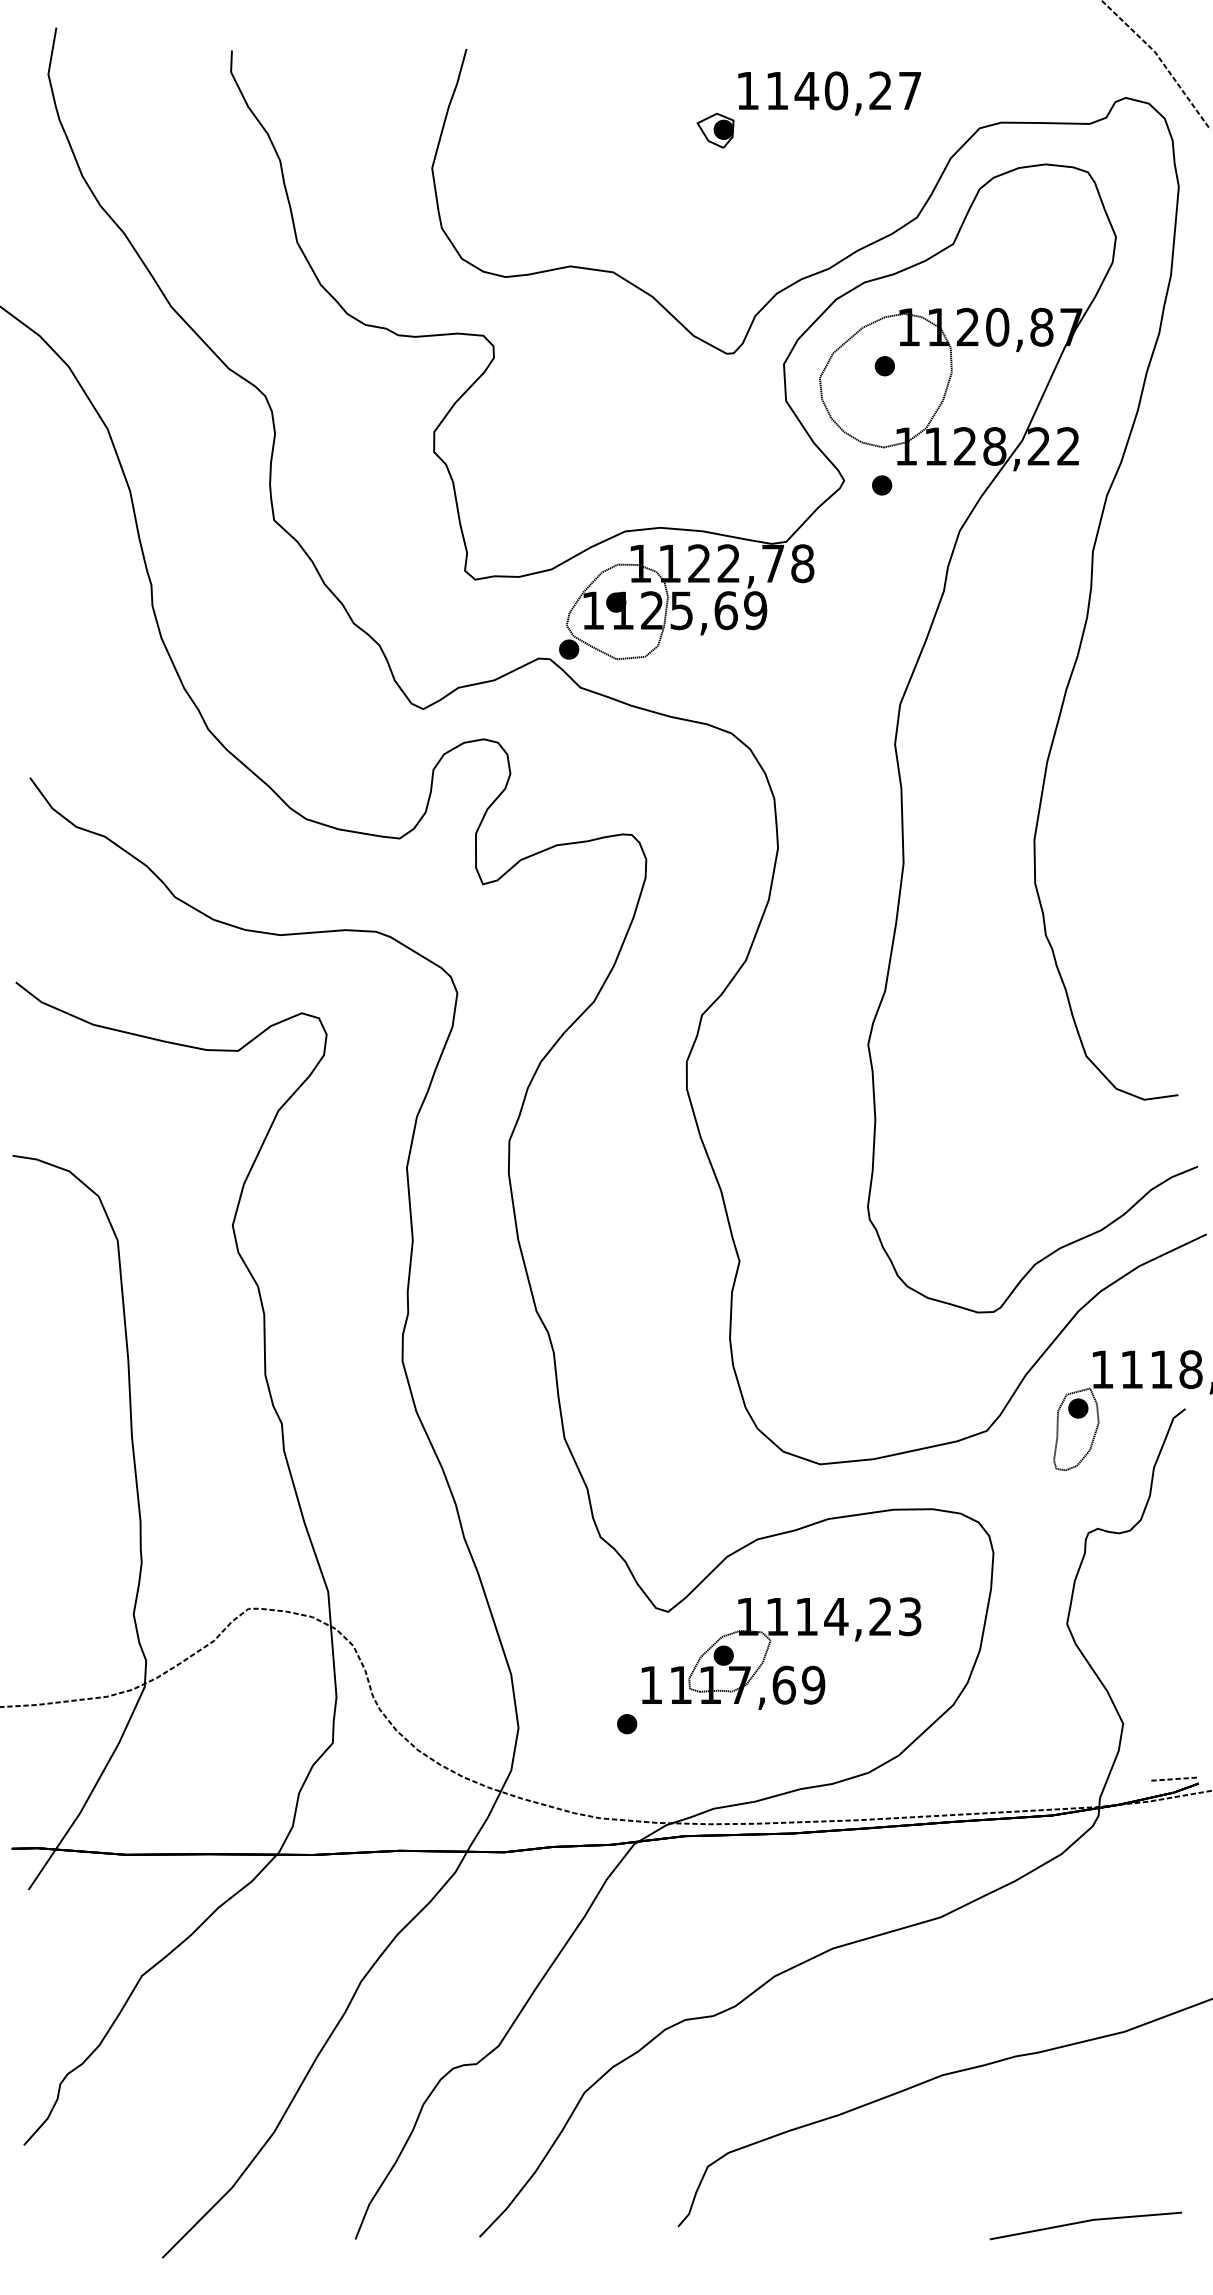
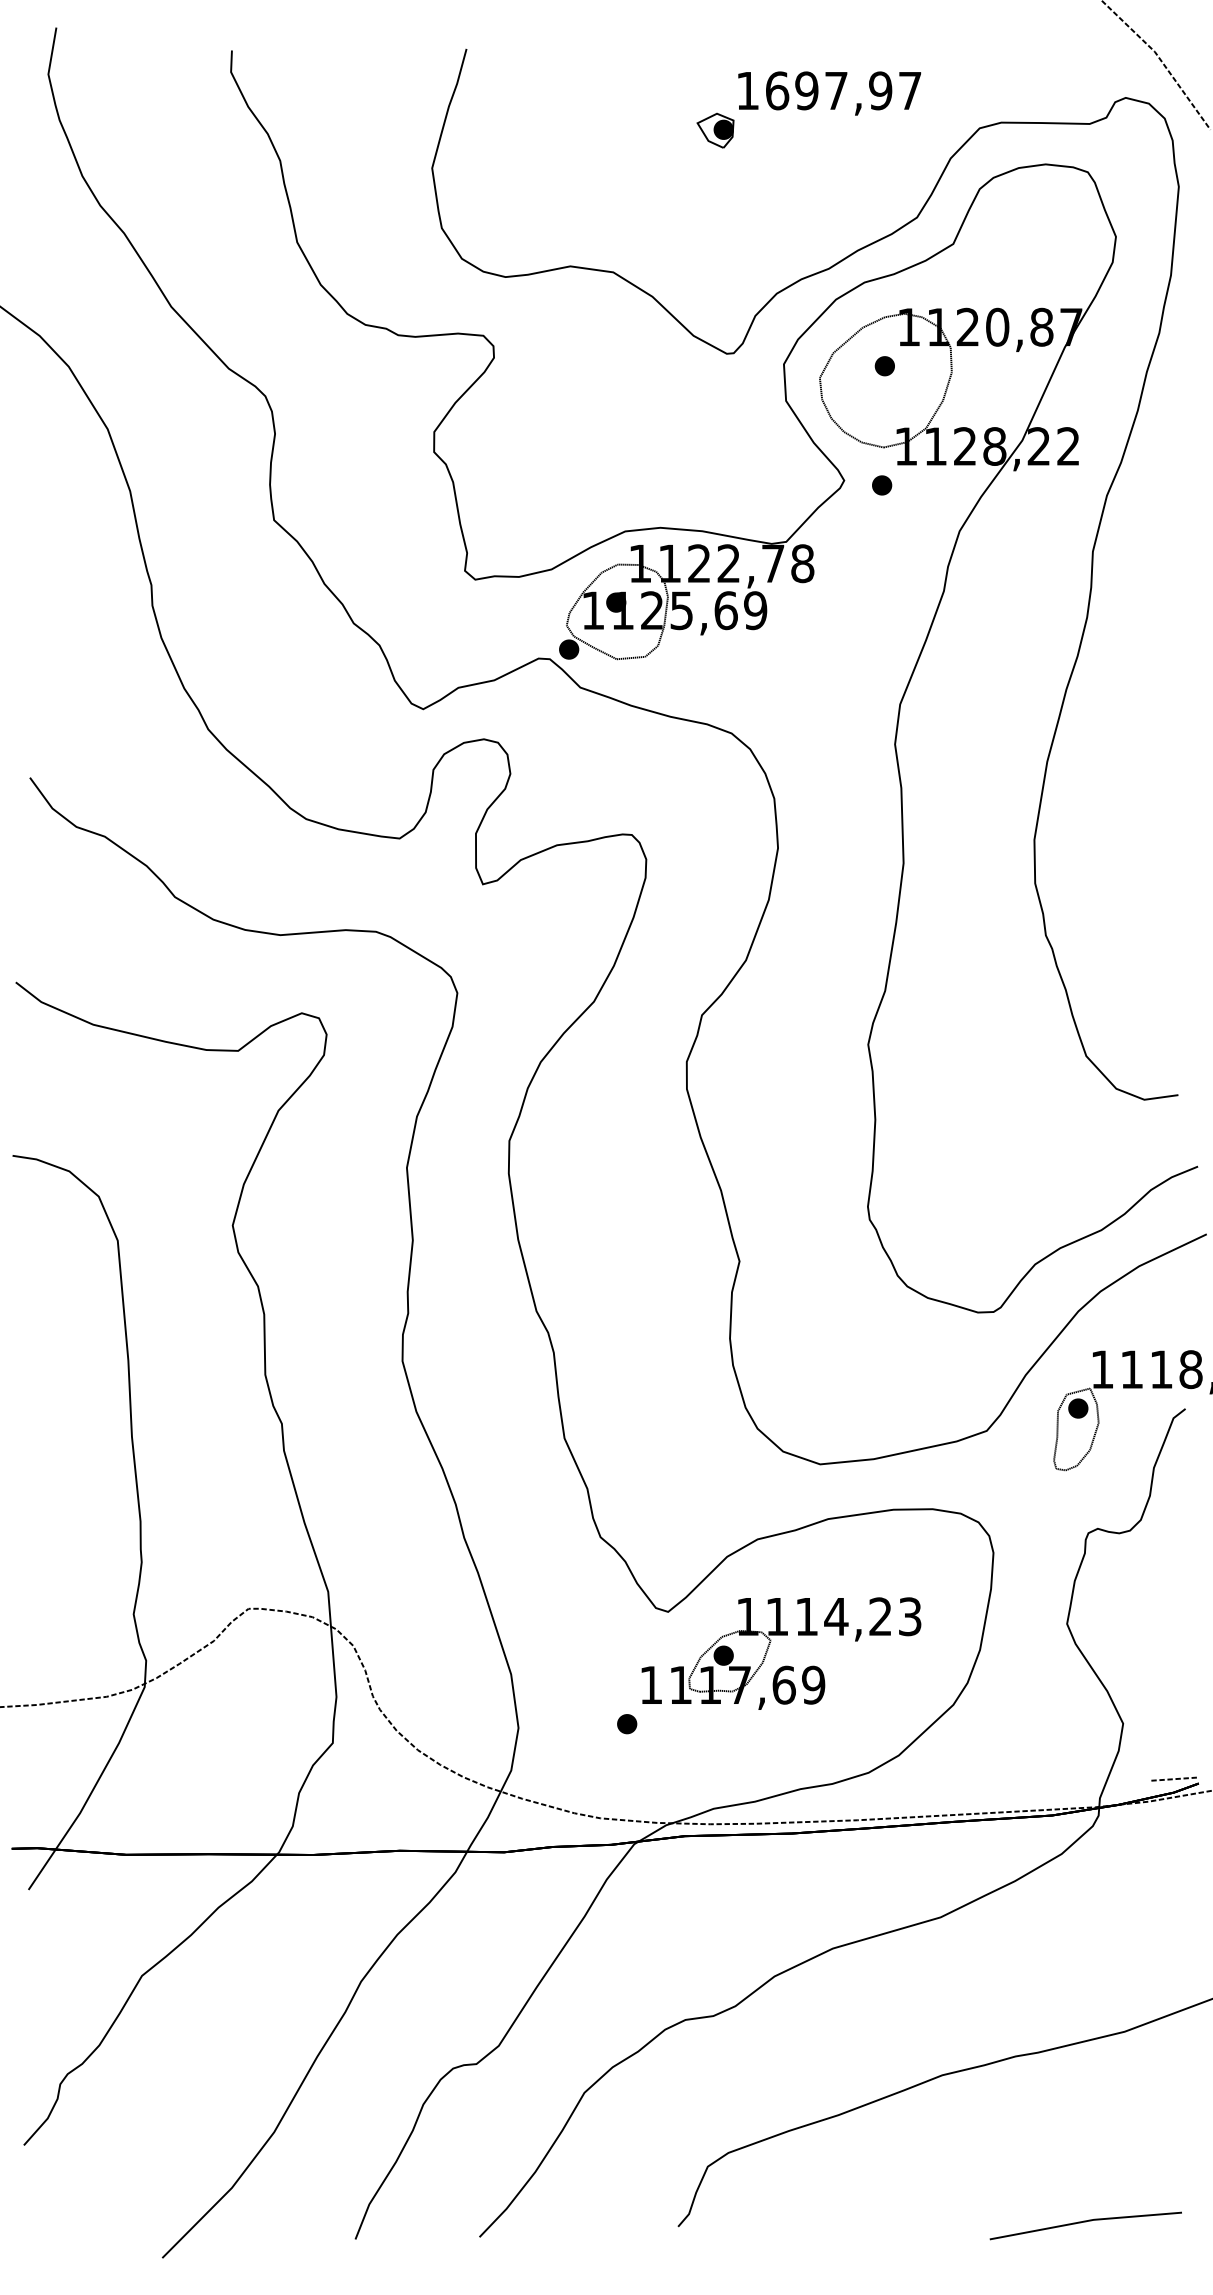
text: 1140,27 -> 1697,97 (829, 90)
